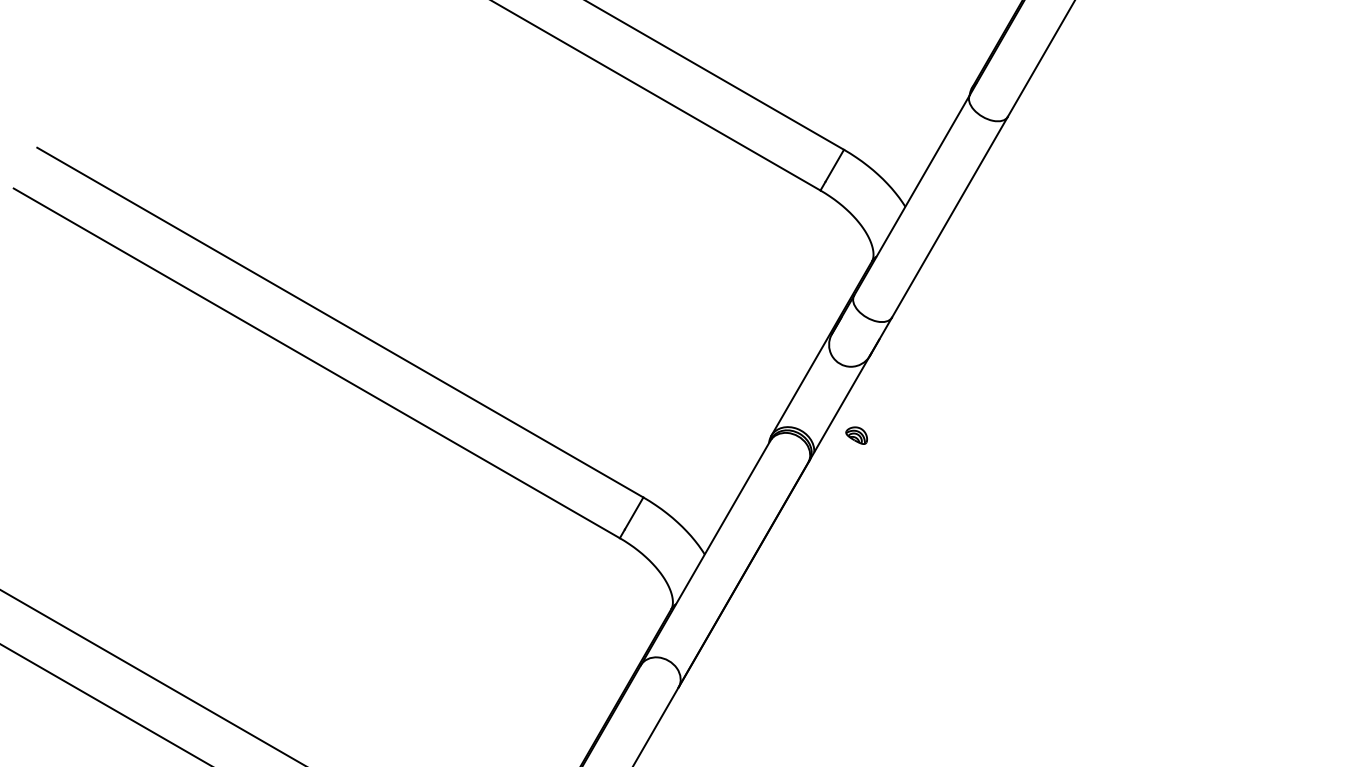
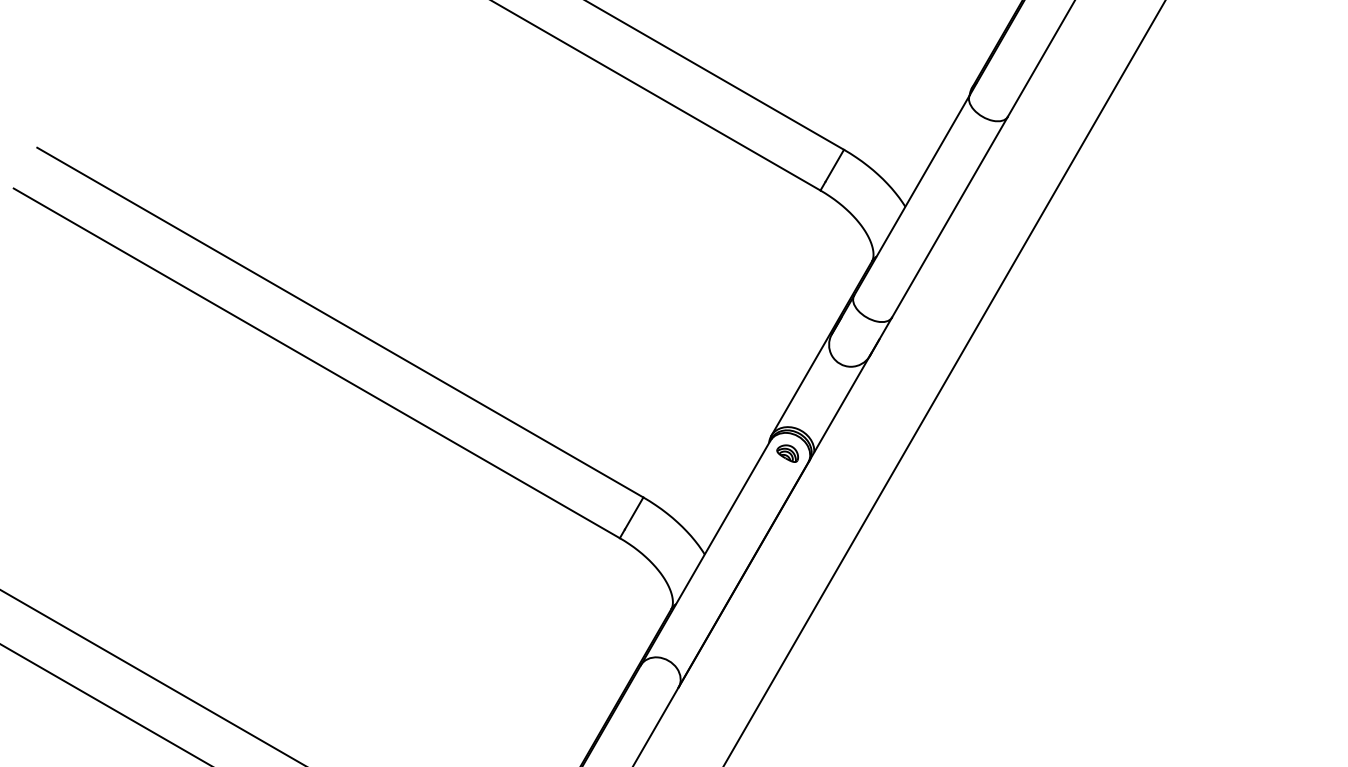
line: none -> present (944, 382)
part position: (856, 435) -> (787, 453) (787, 453)
